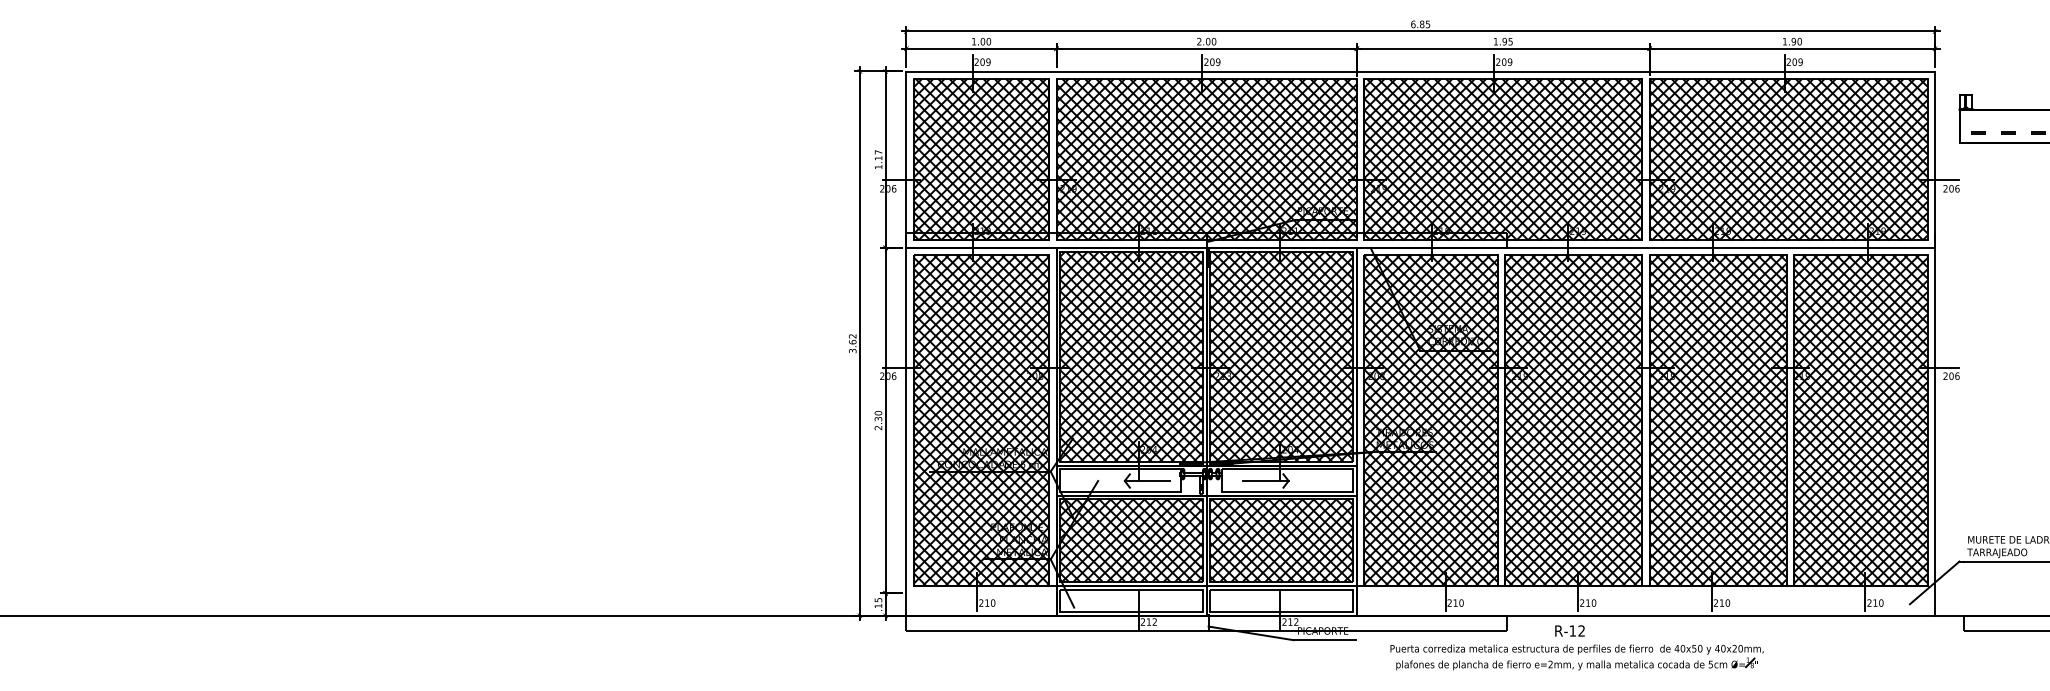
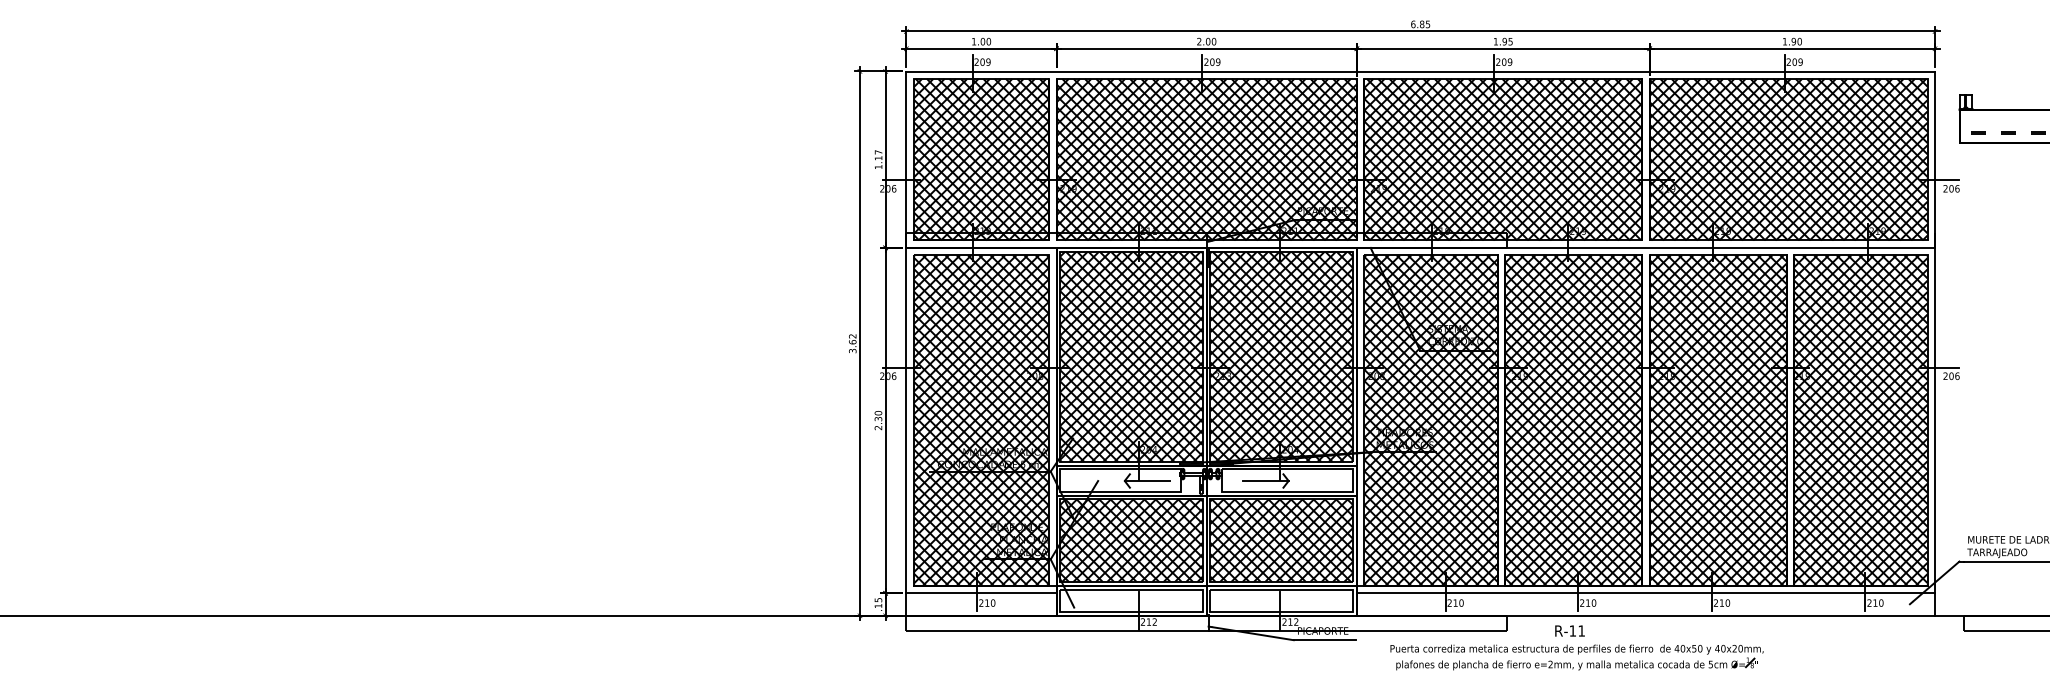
line: none -> present (981, 593)
line: none -> present (1645, 593)
text: R-12 -> R-11 (1581, 630)
